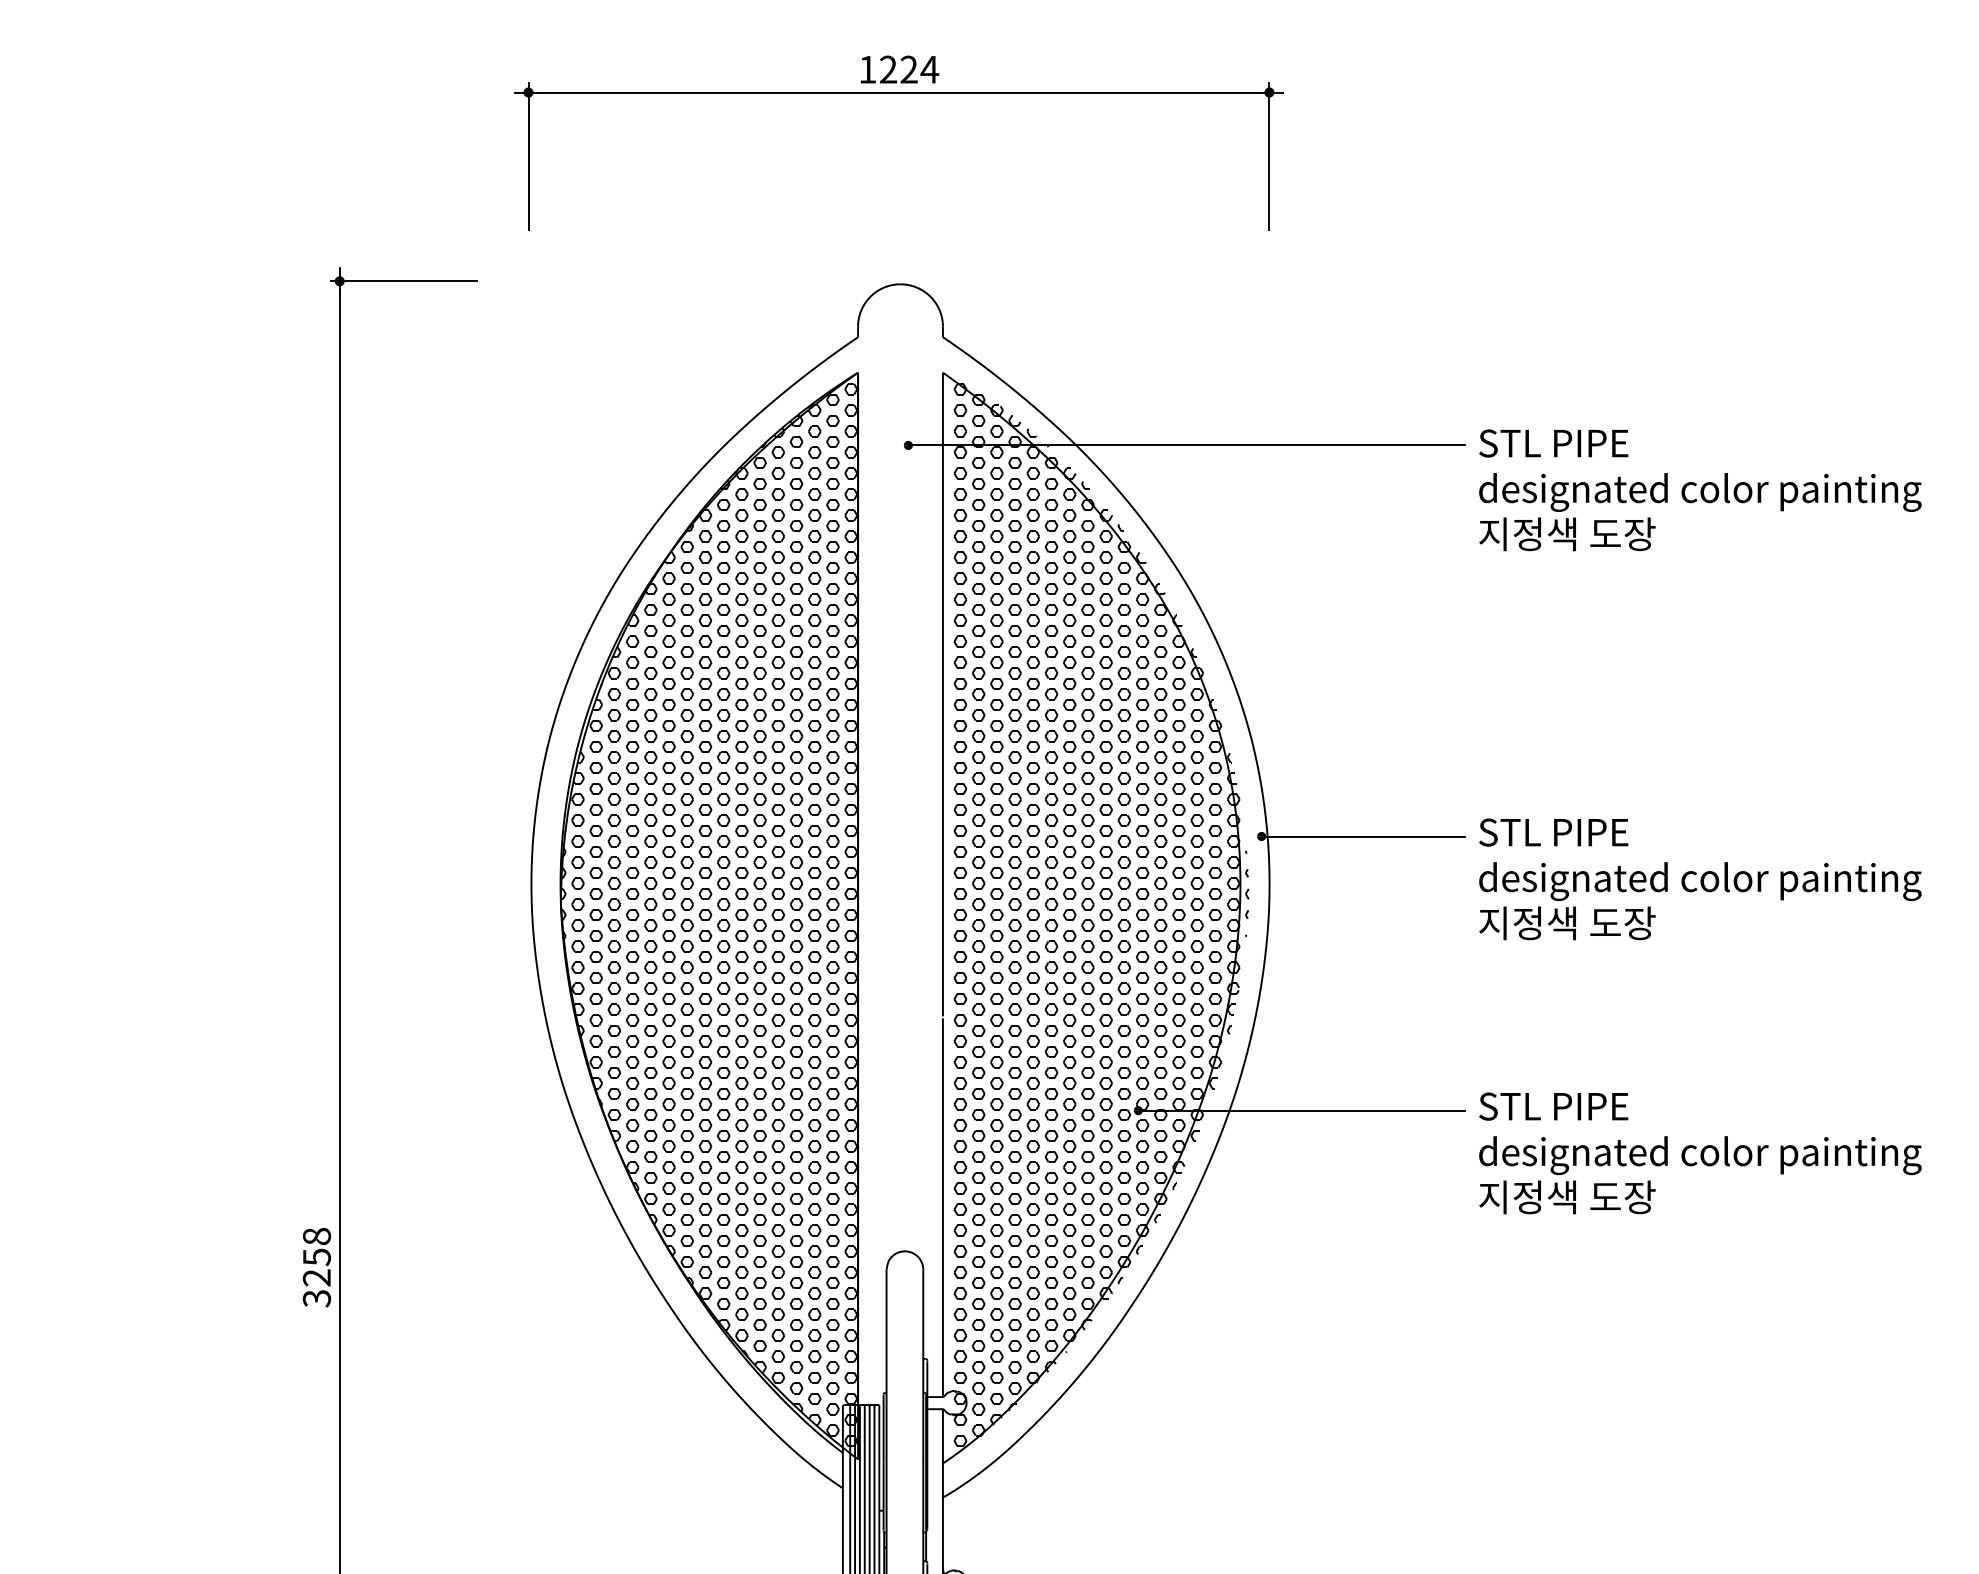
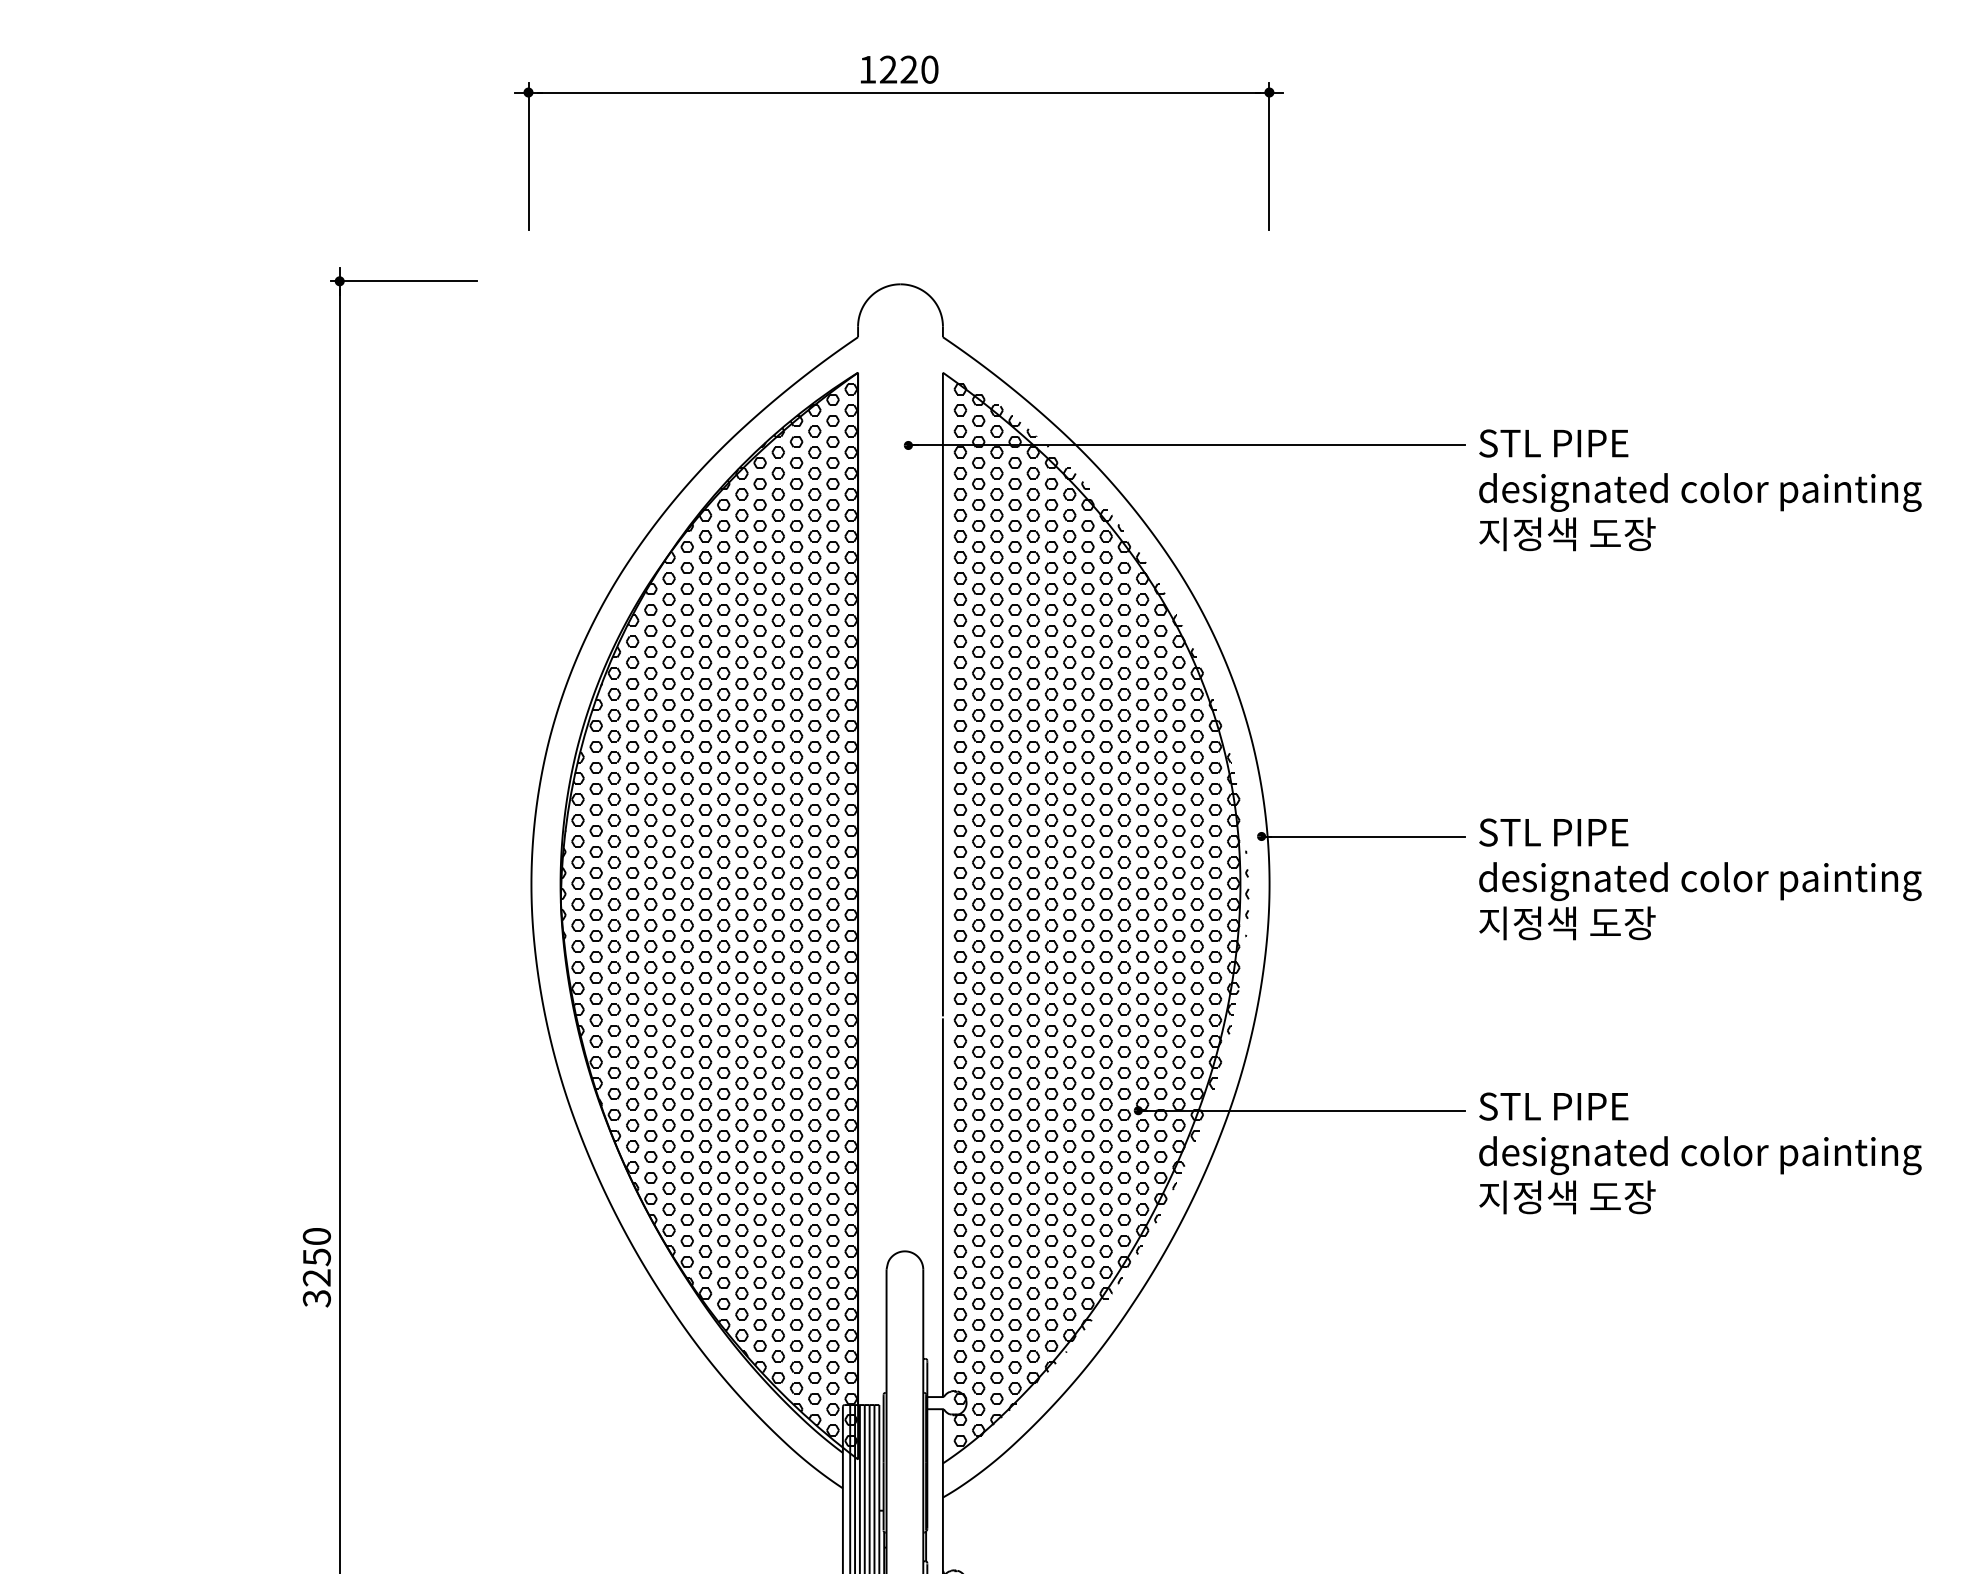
text: 1224 -> 1220 (929, 69)
text: 3258 -> 3250 (316, 1235)
